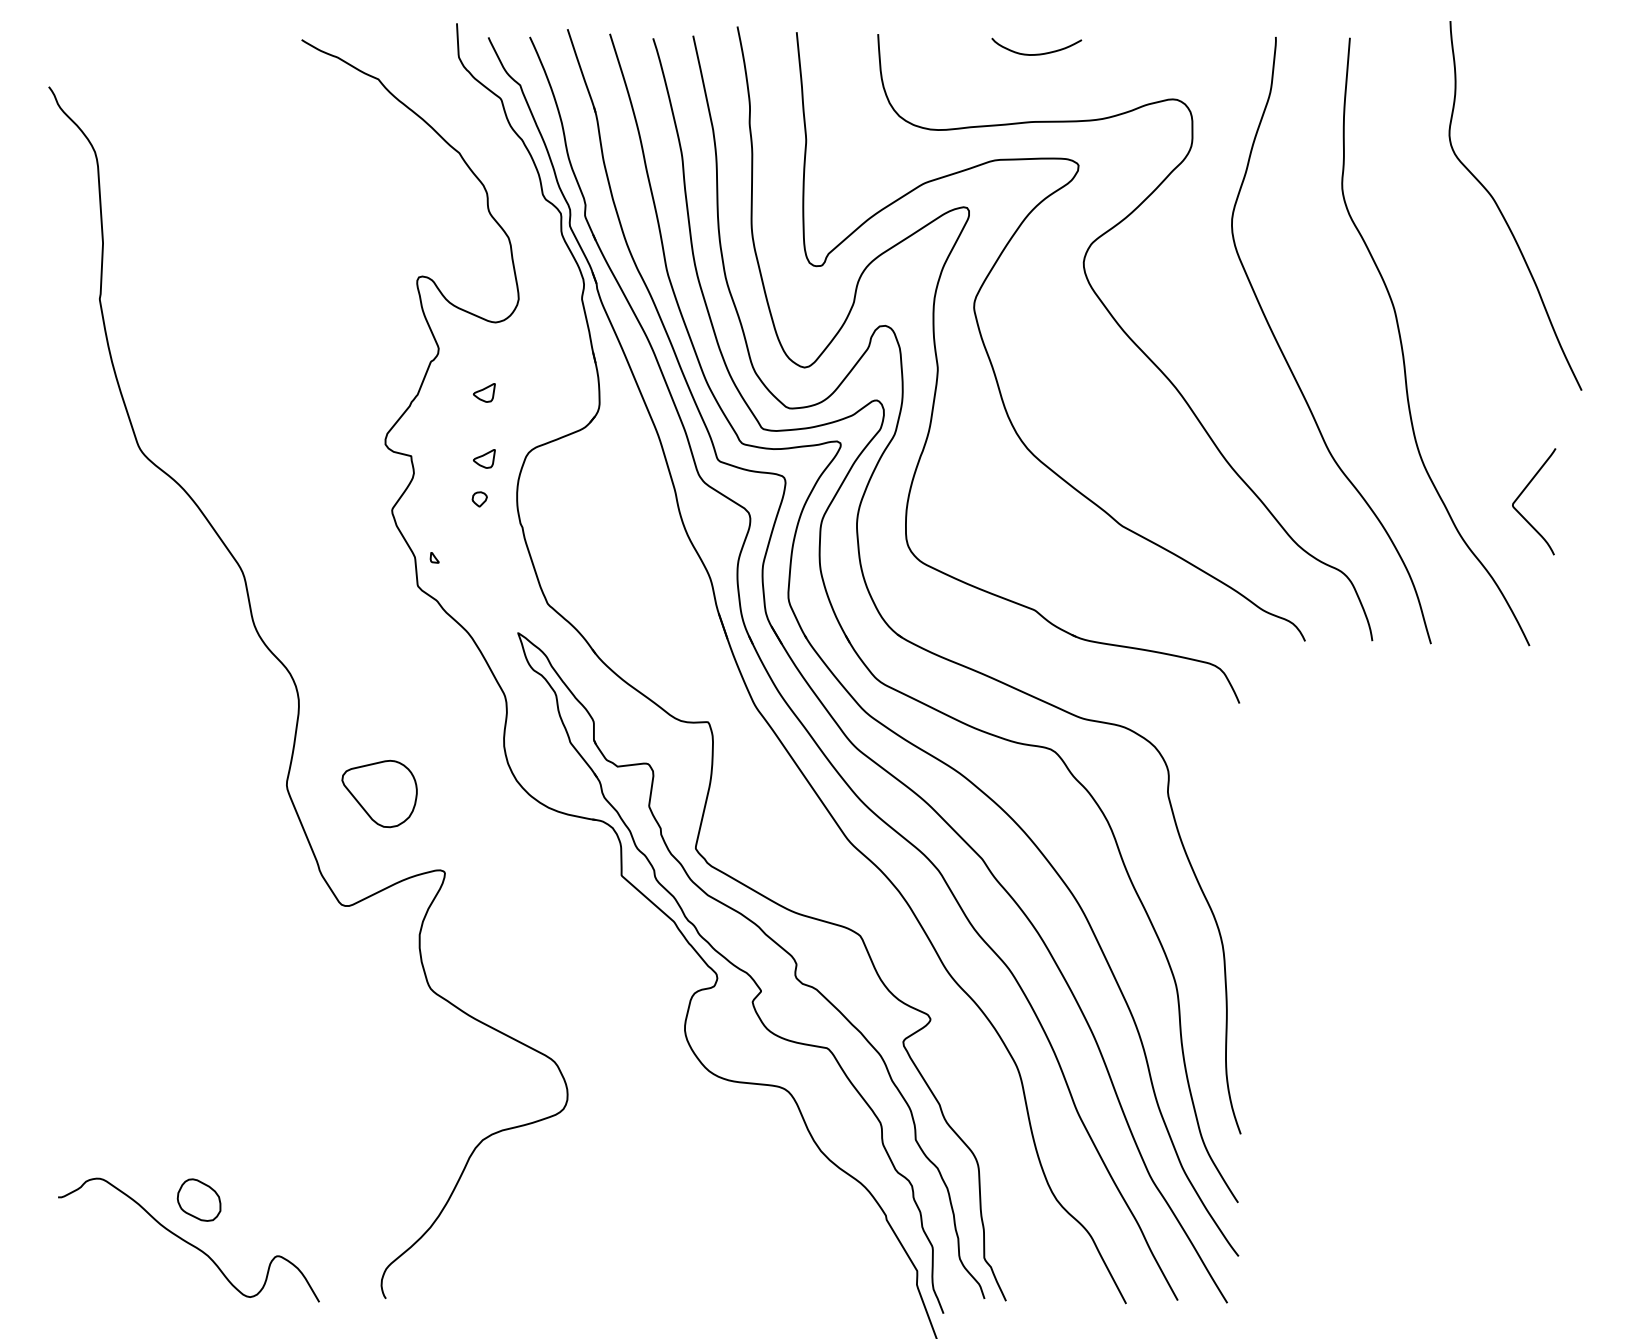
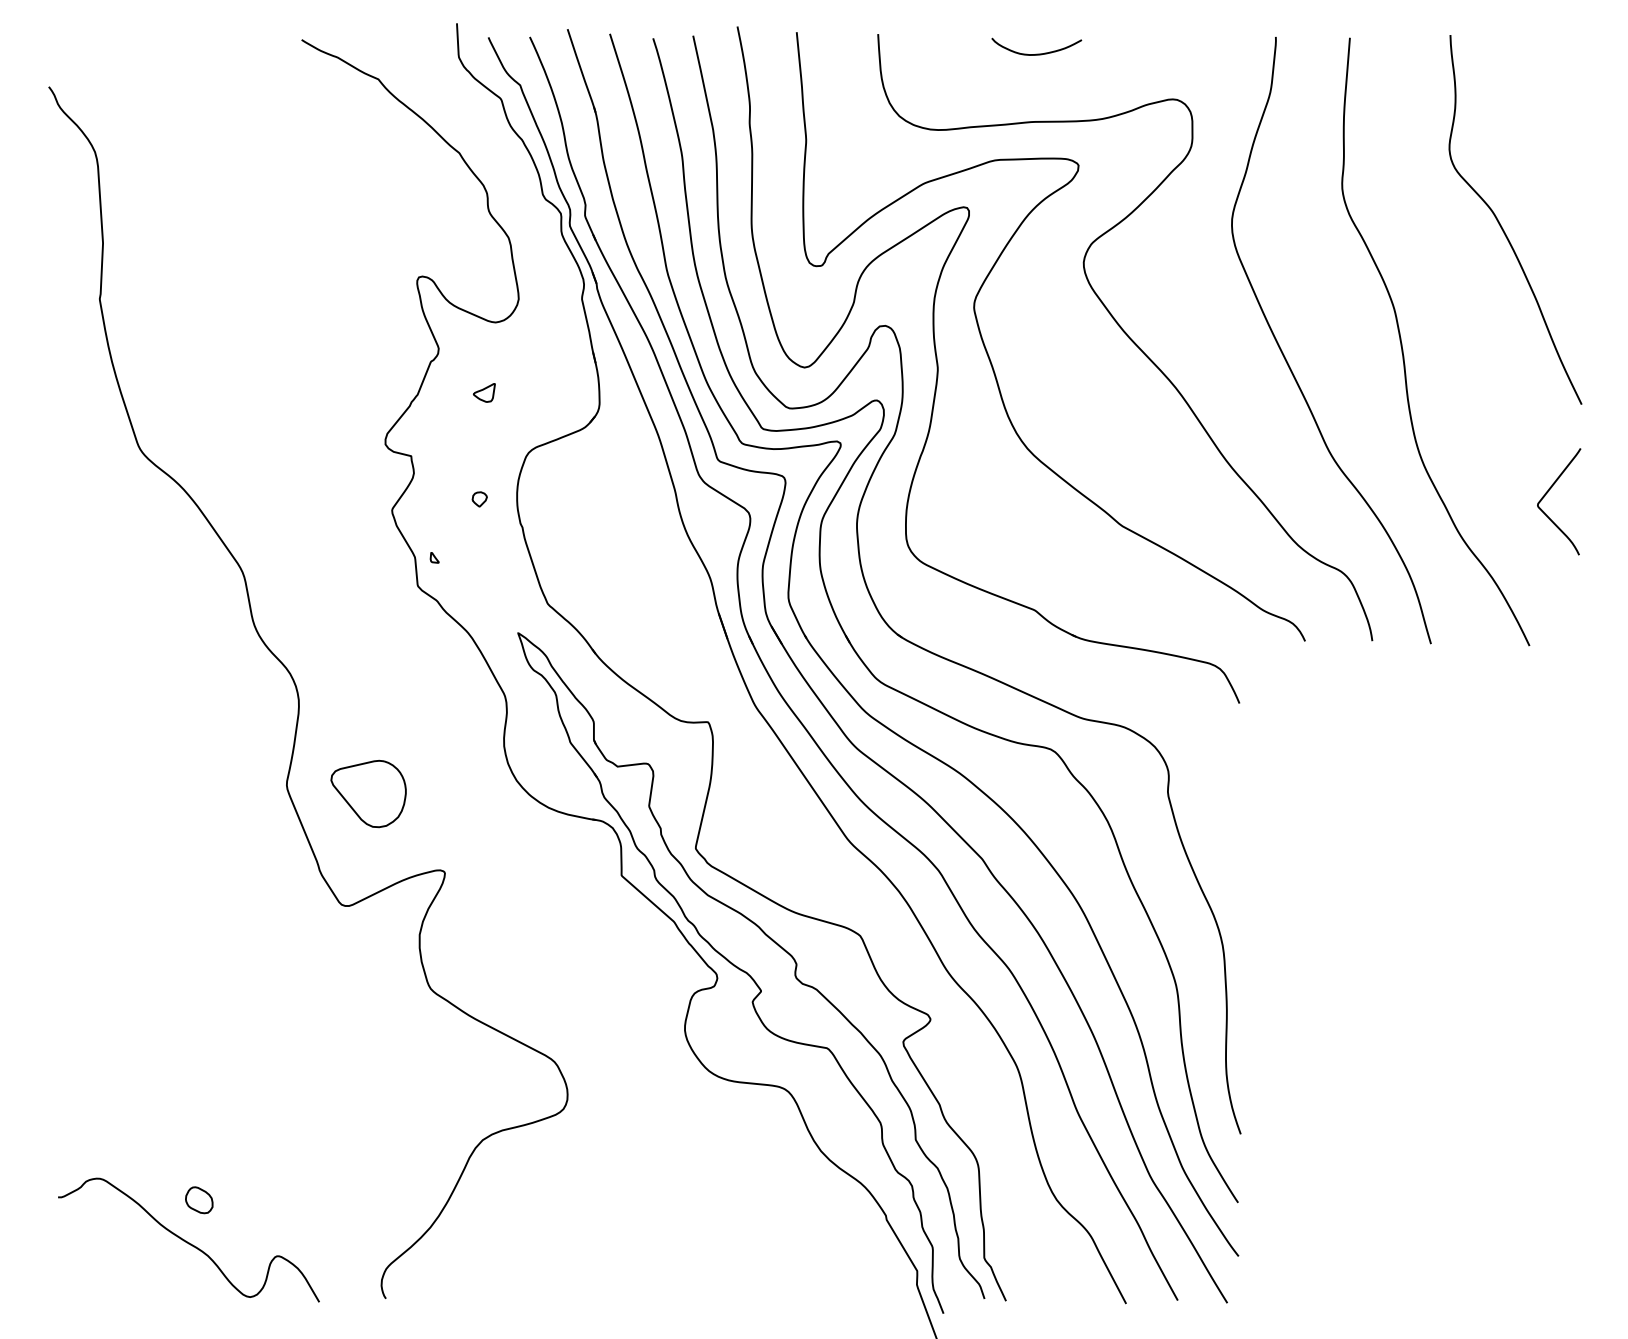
curve position: (1502, 212) -> (1502, 226) (1502, 226)
part: present -> none (484, 458)
curve position: (1523, 492) -> (1548, 492) (1548, 492)
part position: (379, 793) -> (368, 793) (368, 793)
part size: 46x44 px -> 29x29 px (199, 1200)
